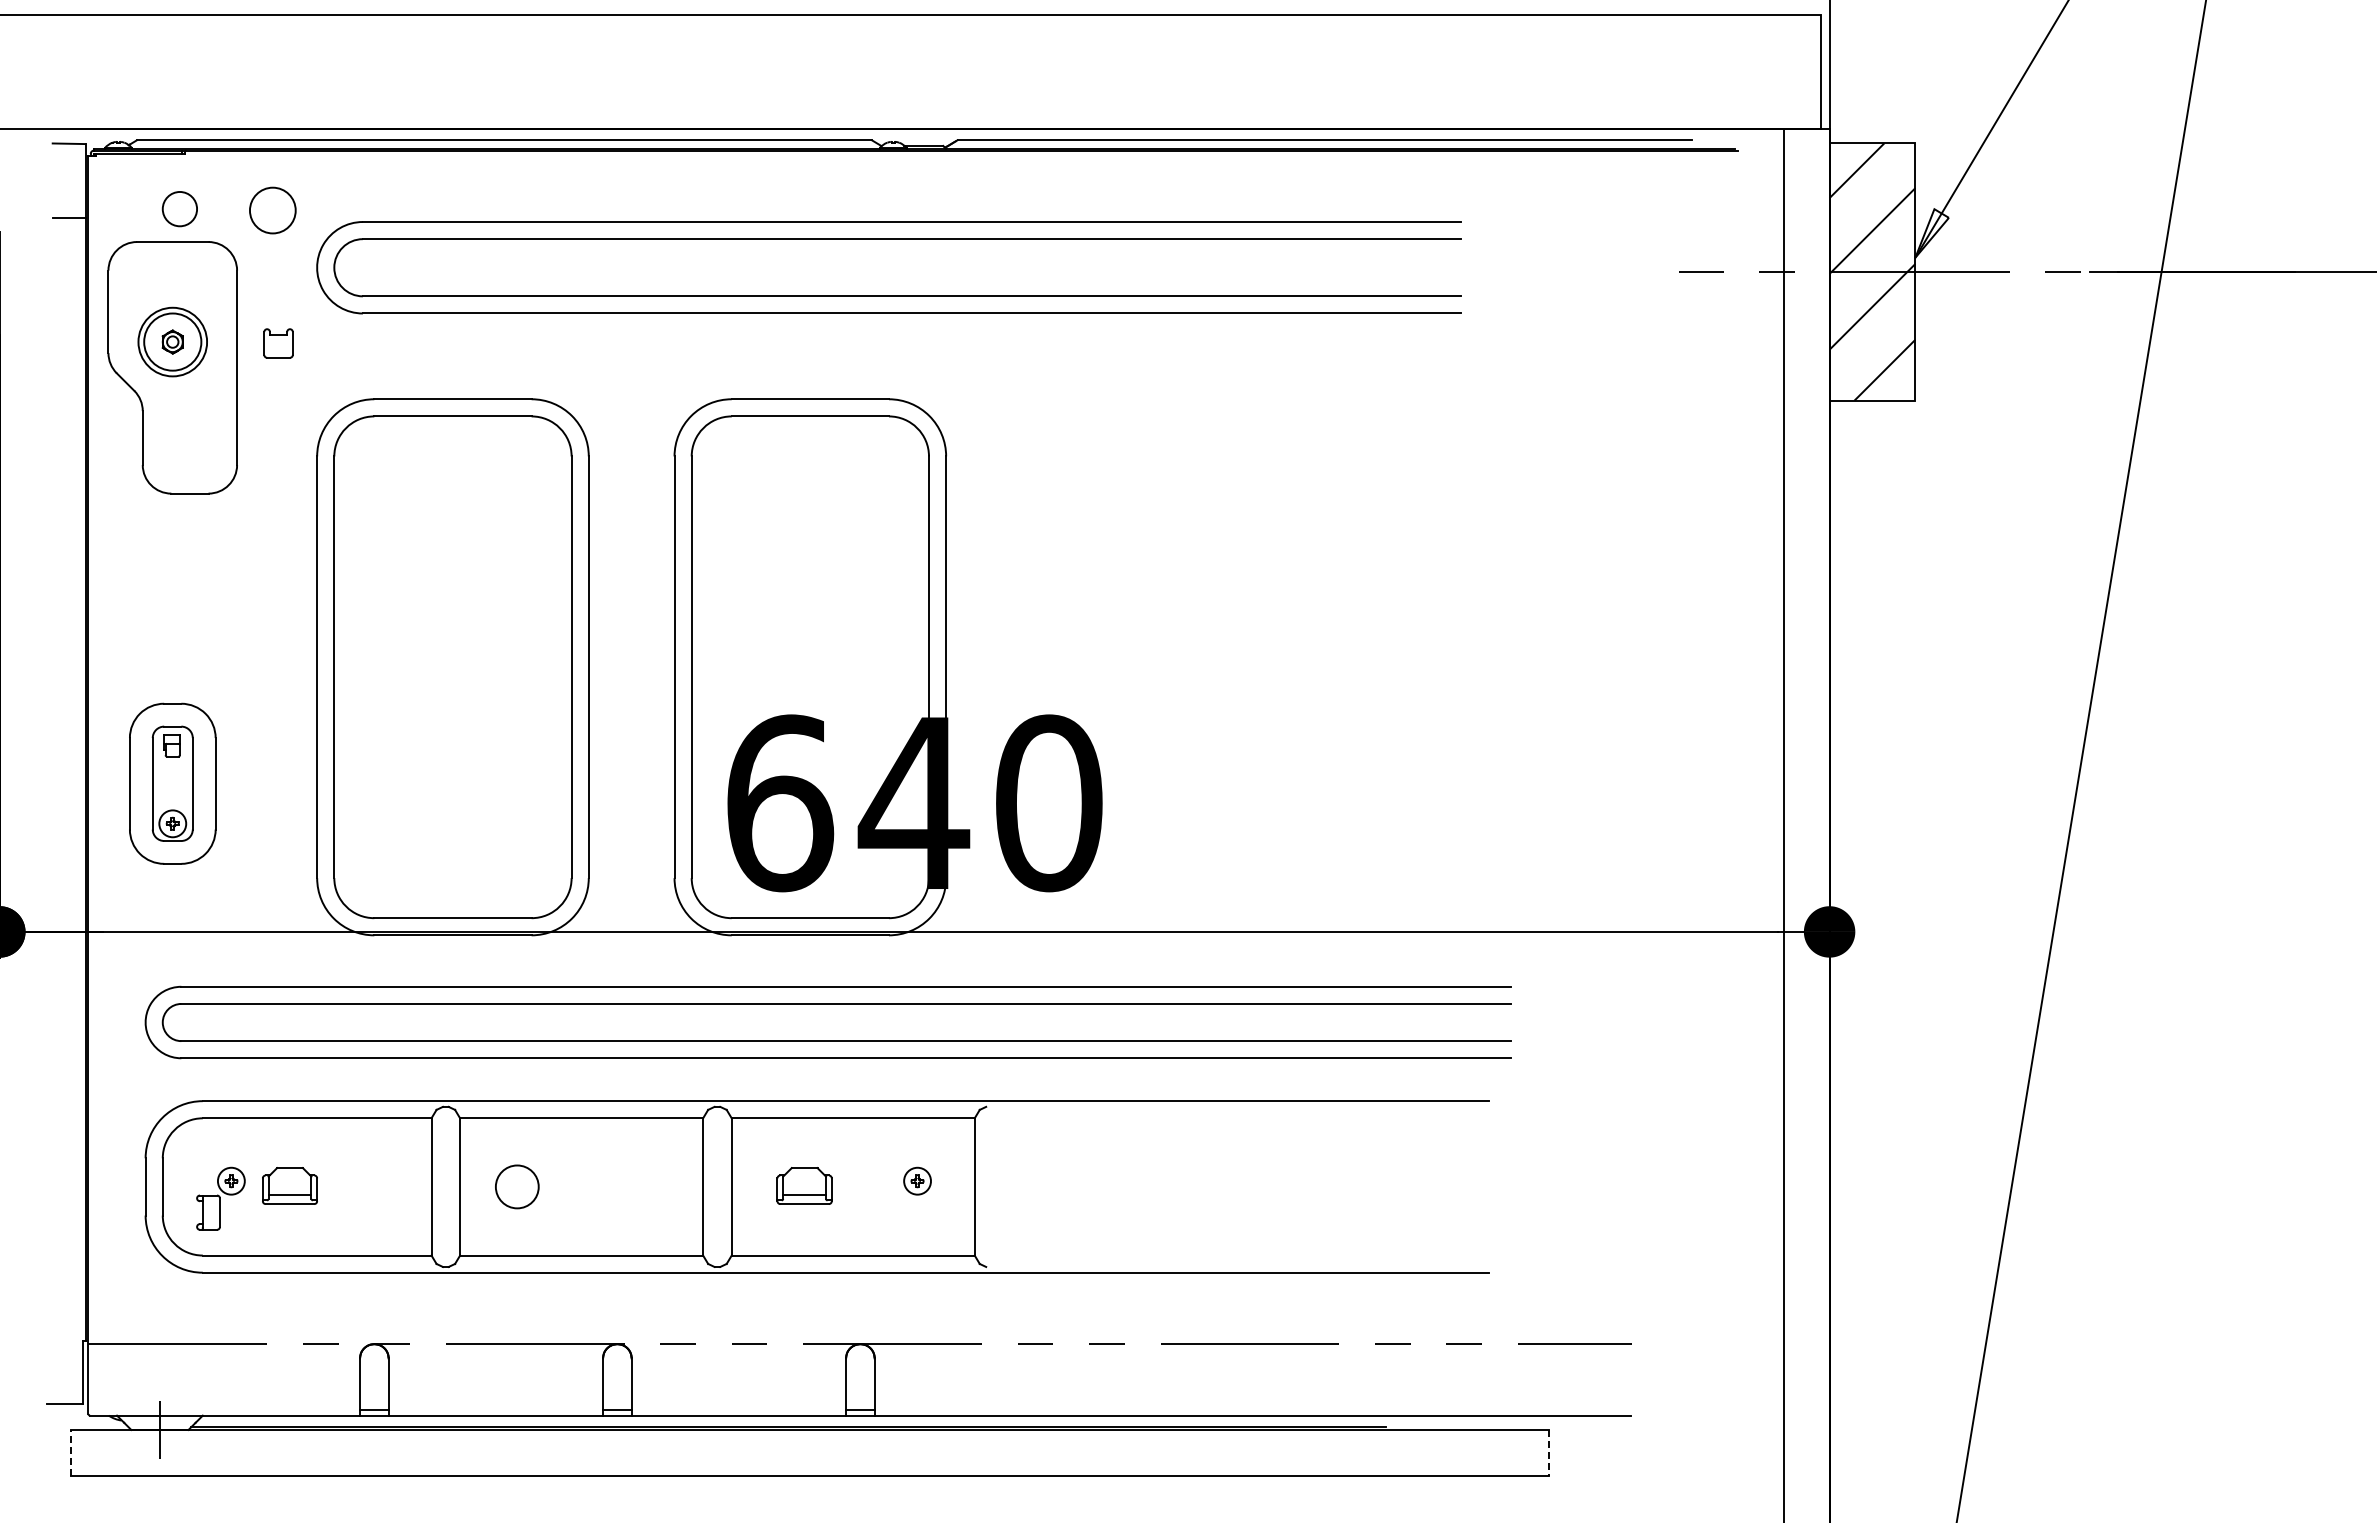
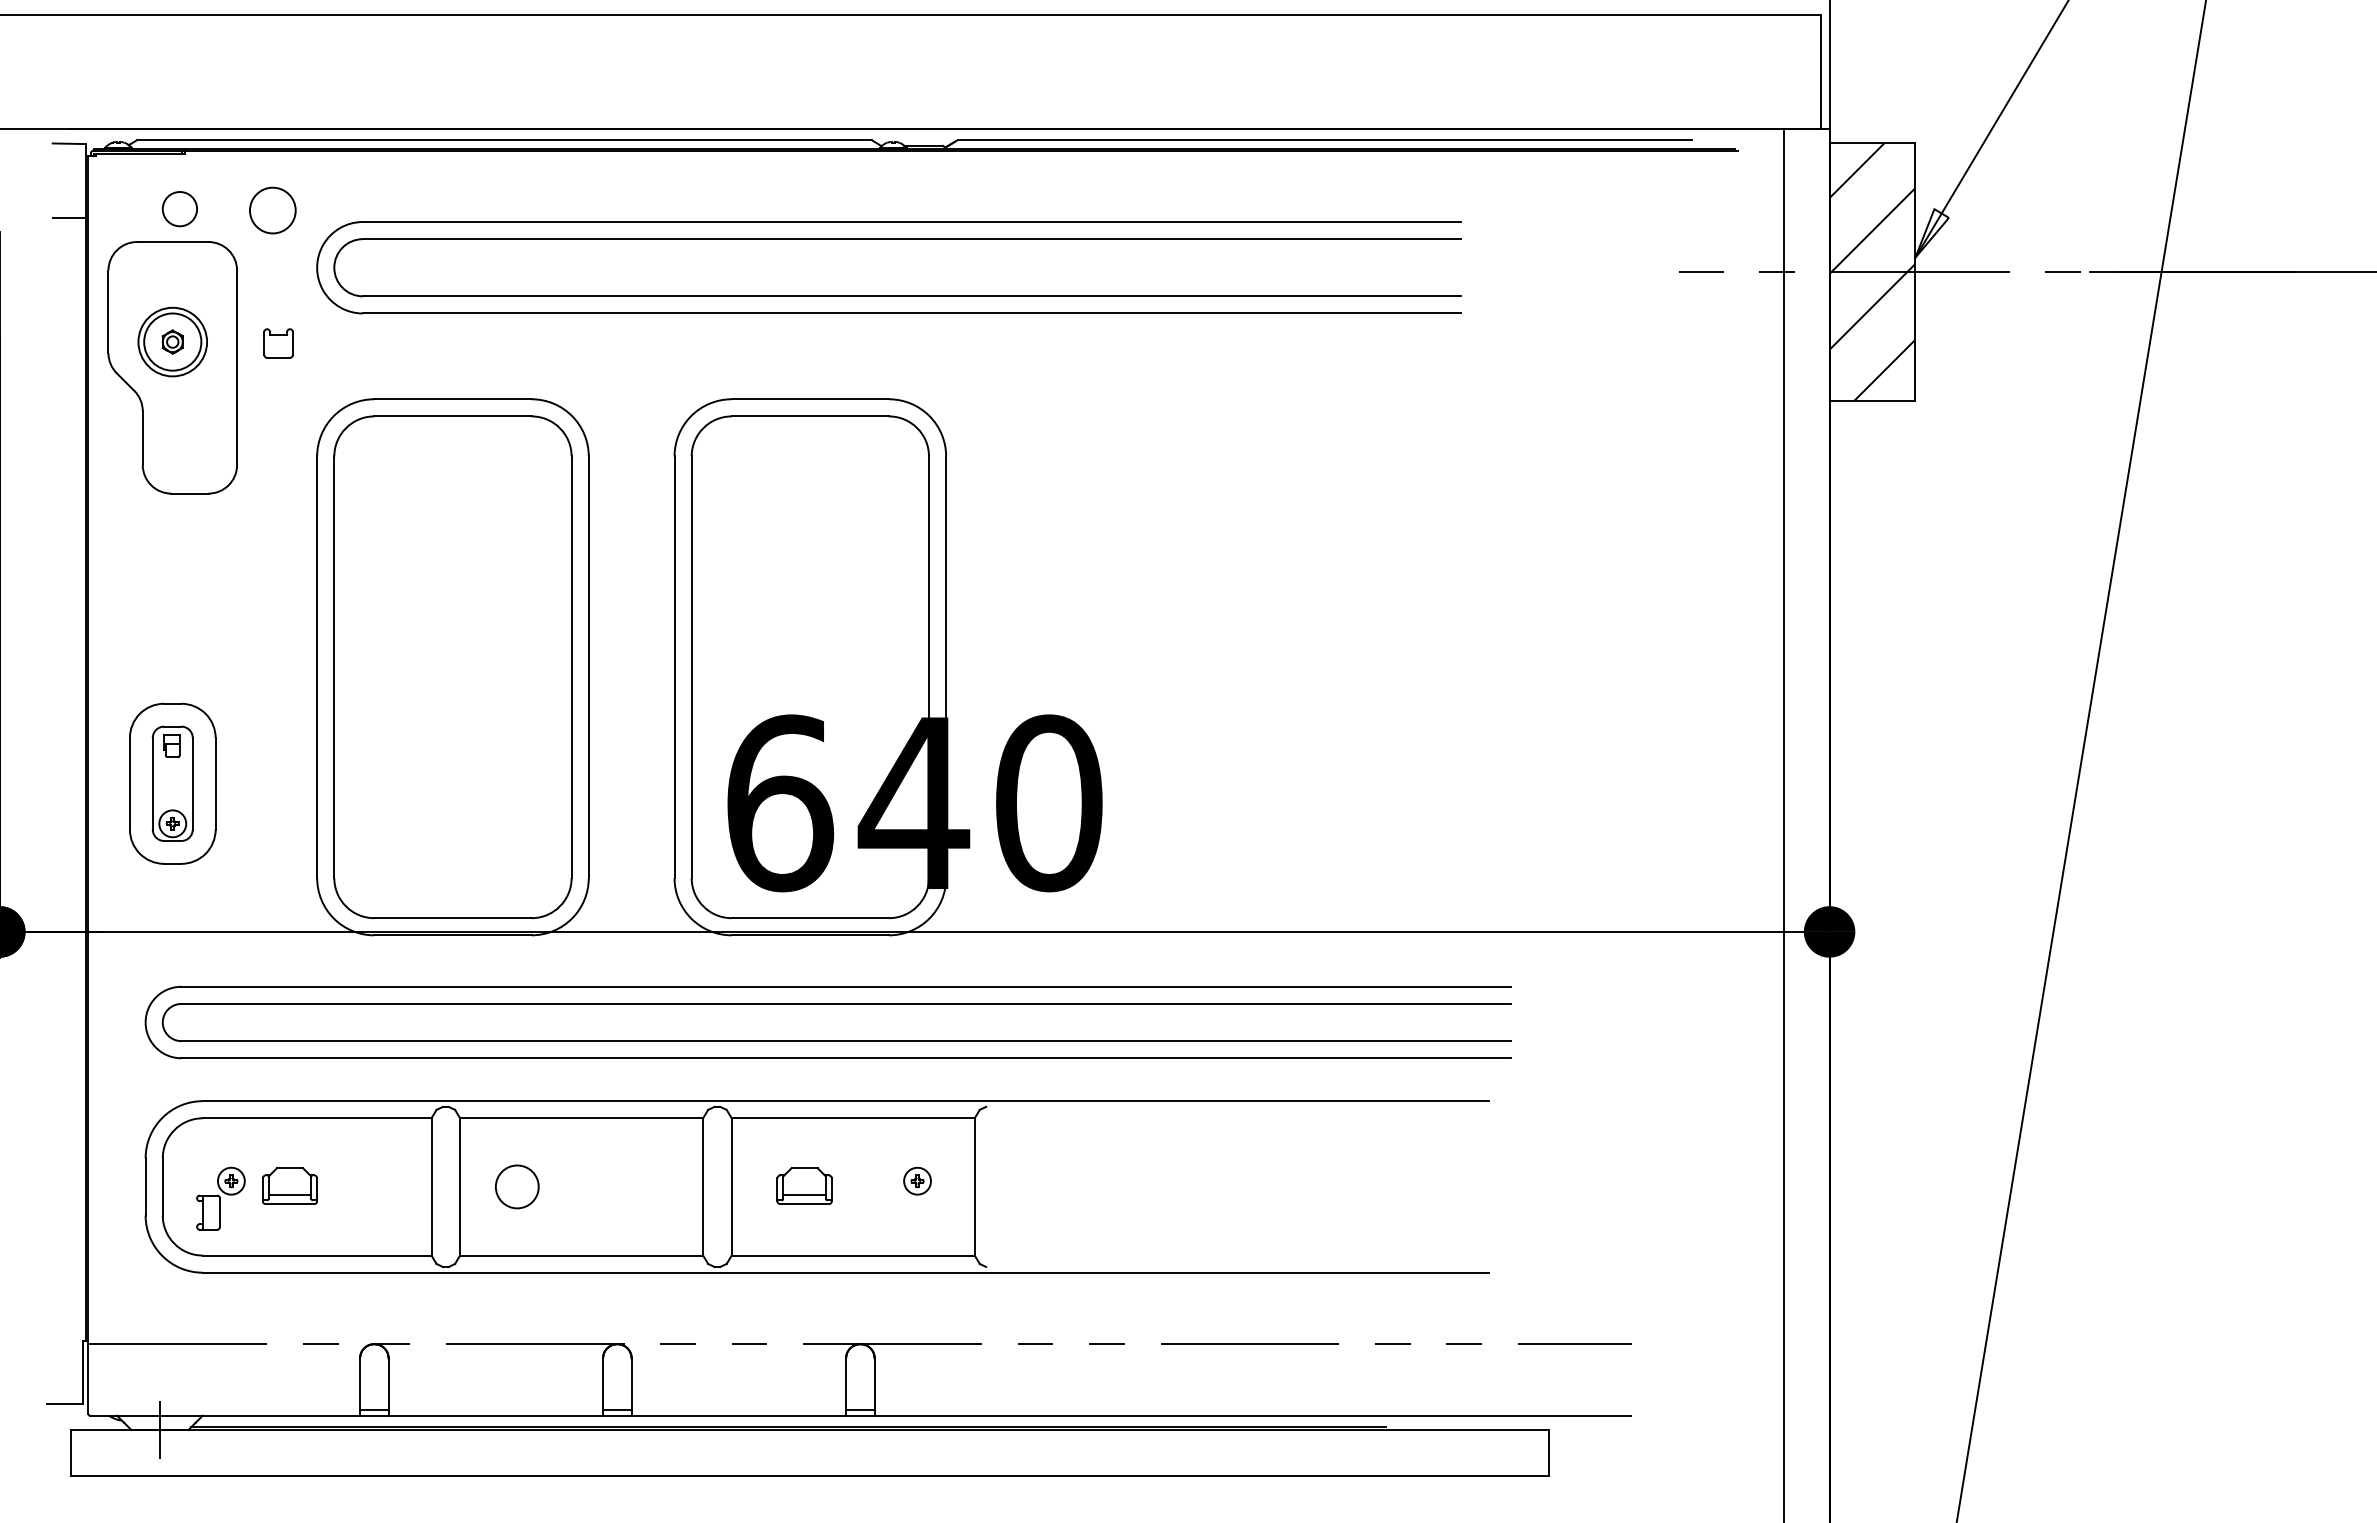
line: dashed -> solid (71, 1452)
line: dashed -> solid (1549, 1452)
